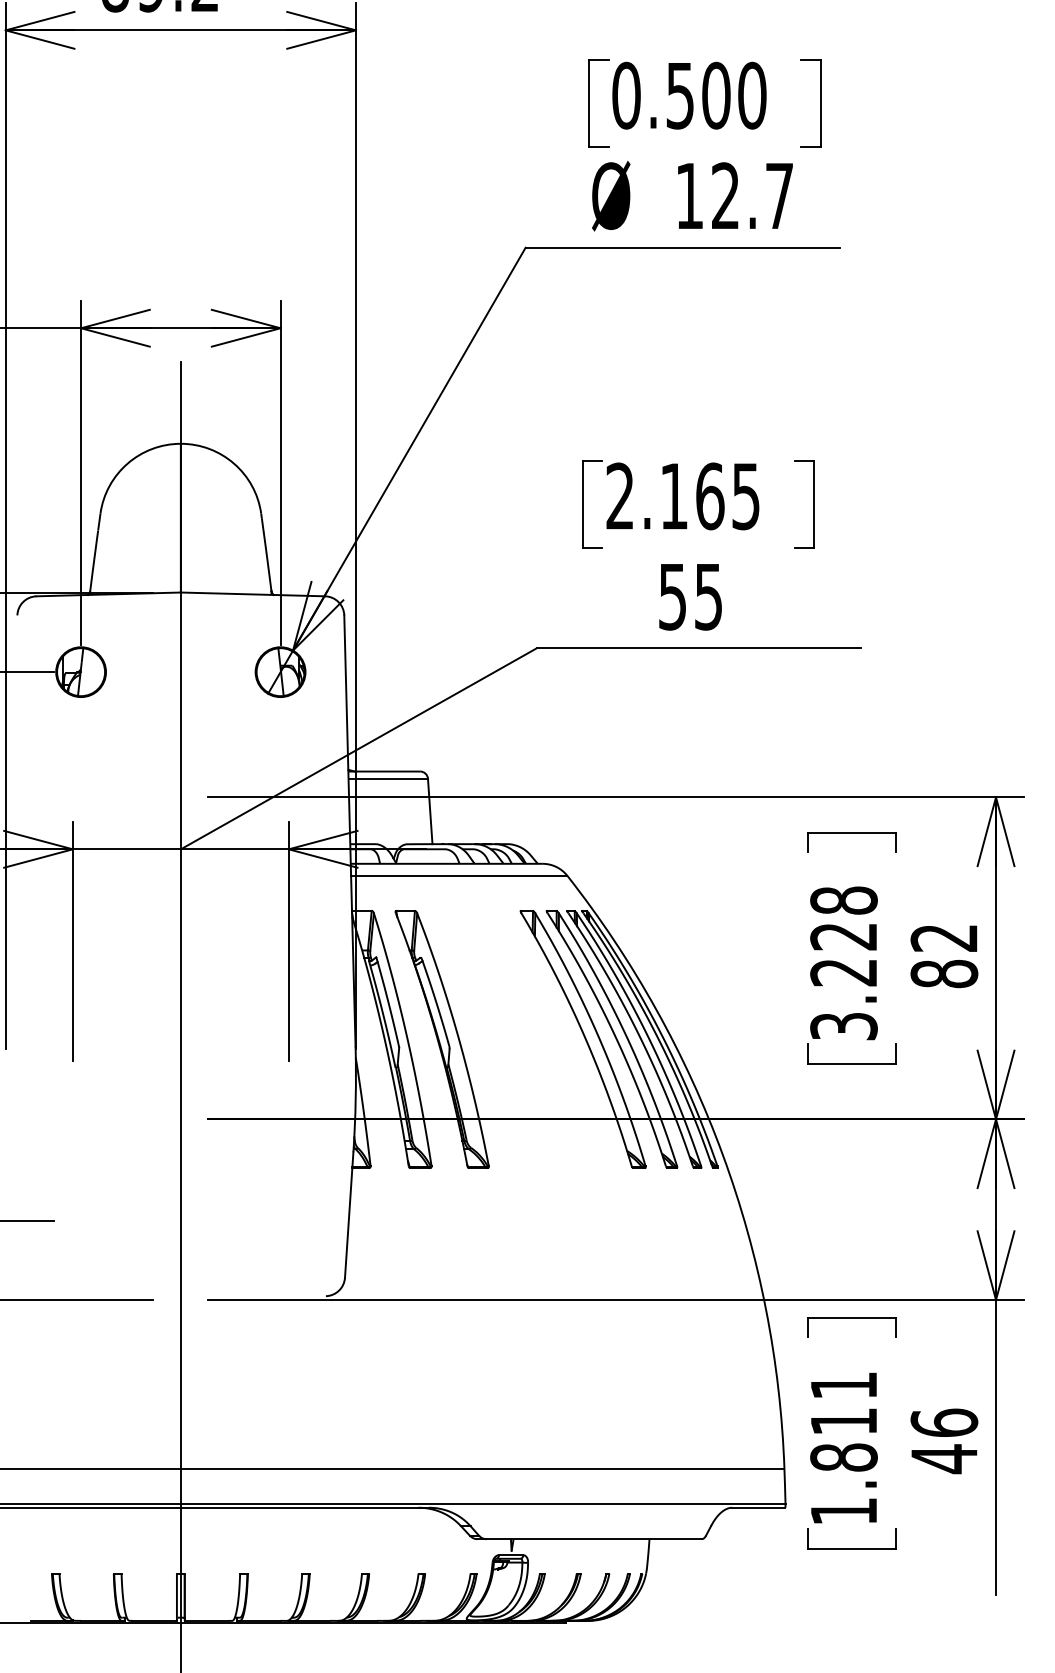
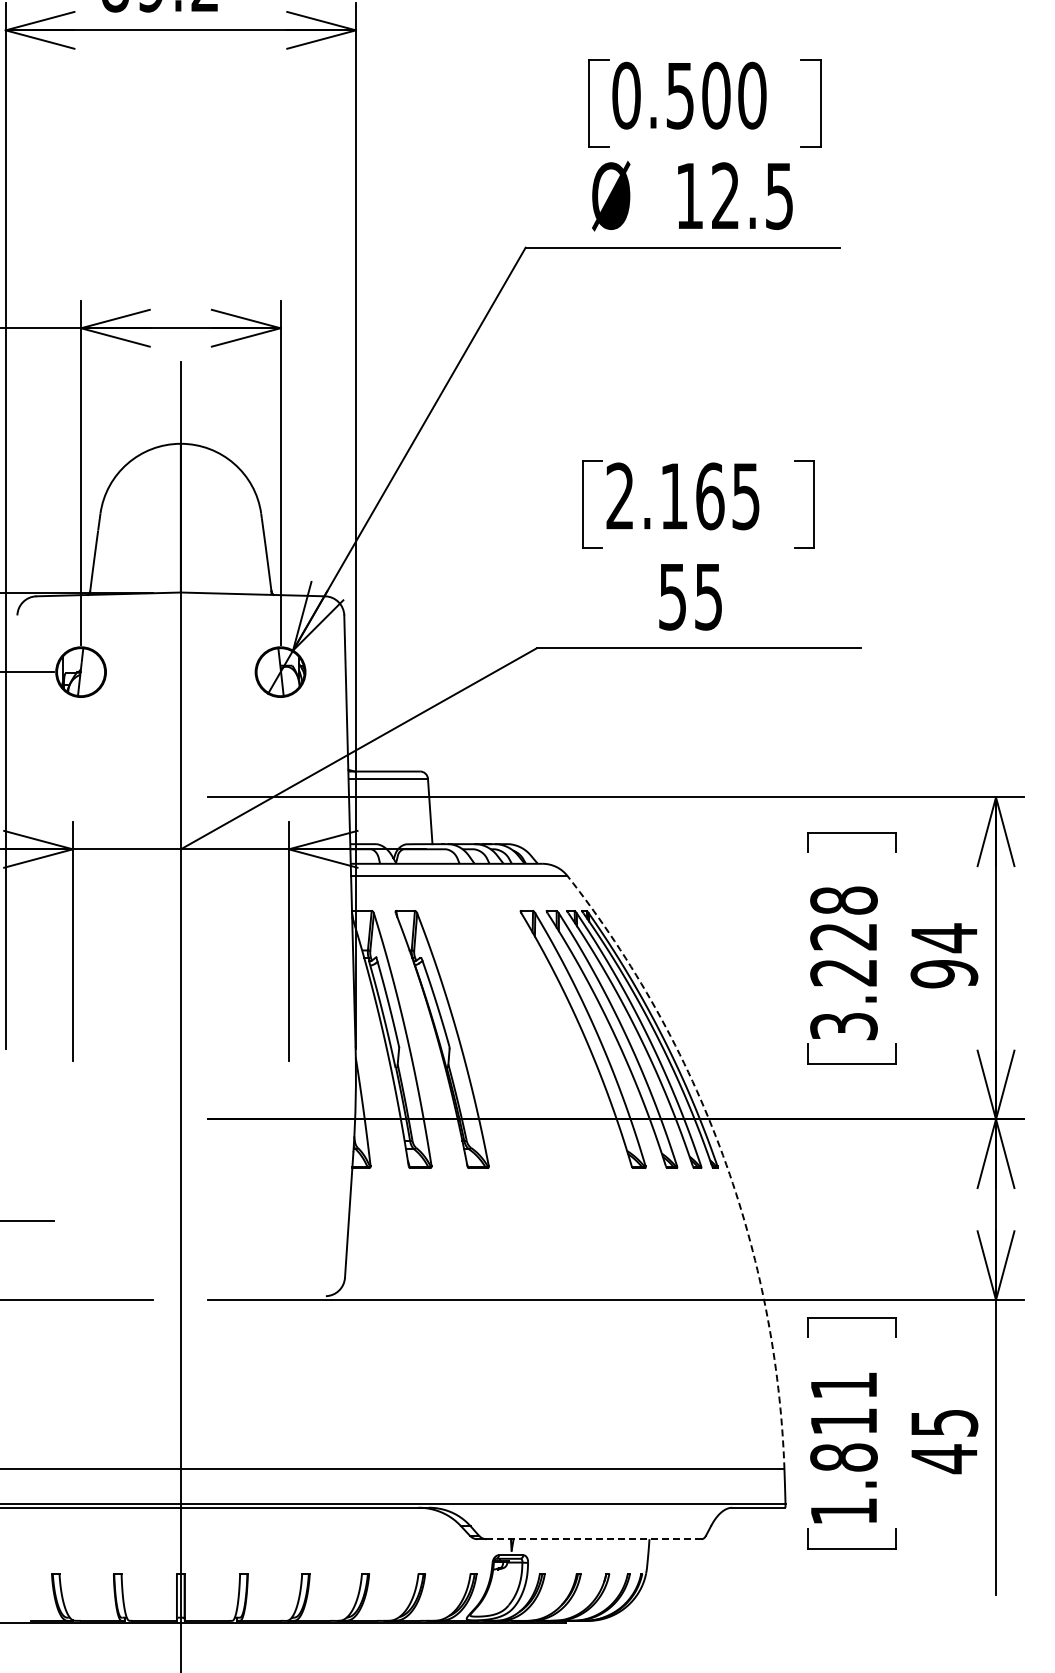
text: 12.7 -> 12.5 (779, 196)
text: 82 -> 94 (944, 955)
arc: solid -> dashed (723, 1155)
text: 46 -> 45 (944, 1422)
line: solid -> dashed (594, 1539)
